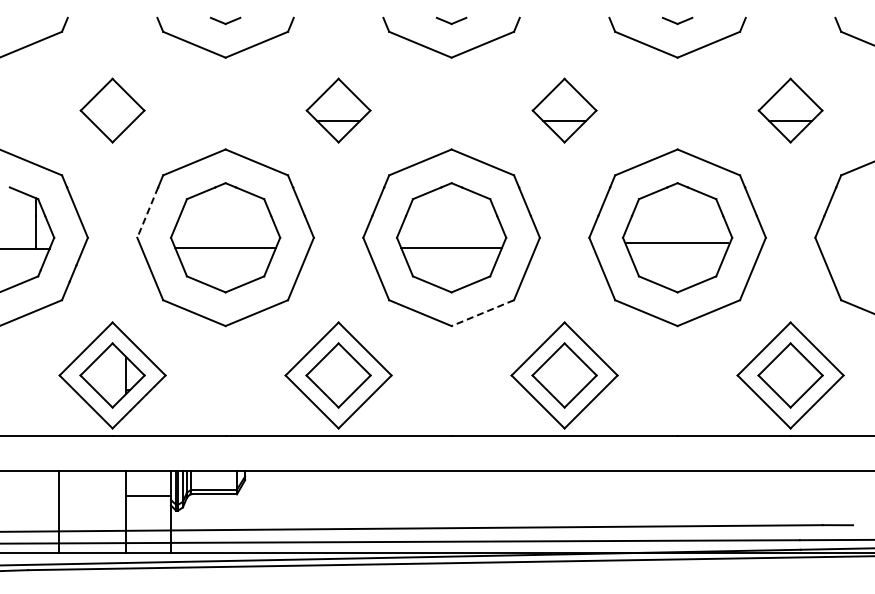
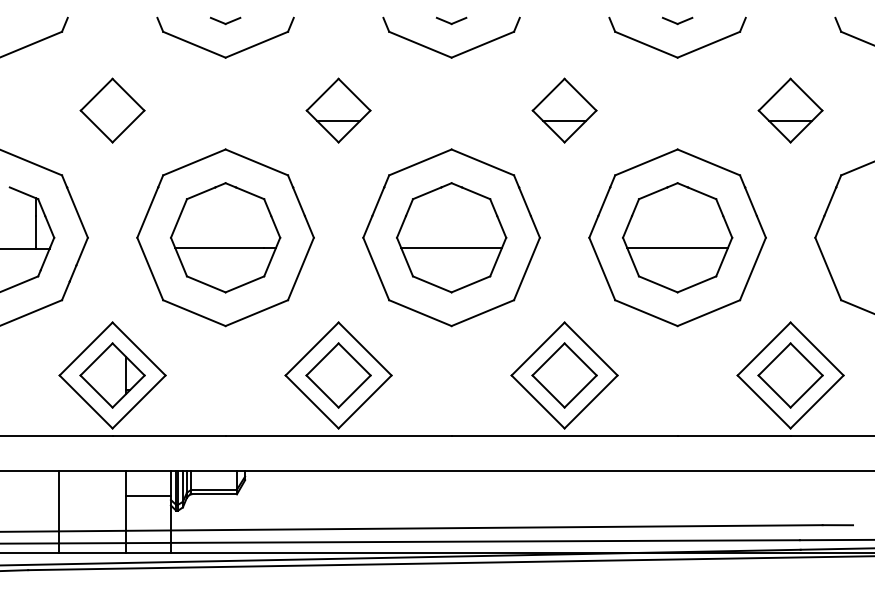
line: dashed -> solid (147, 213)
line position: (677, 242) -> (677, 247) (677, 247)
line: dashed -> solid (482, 313)
